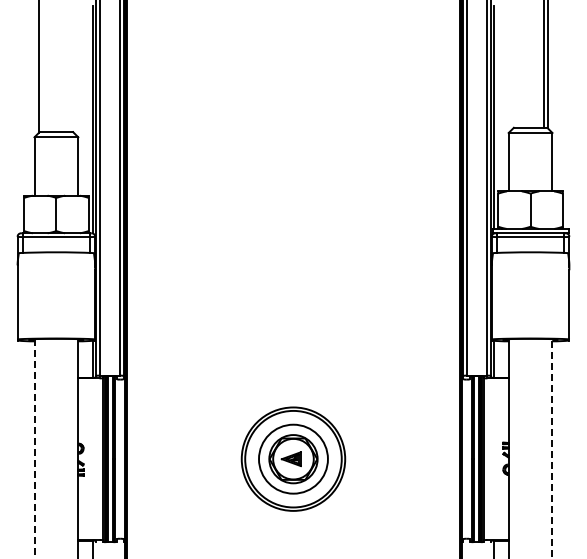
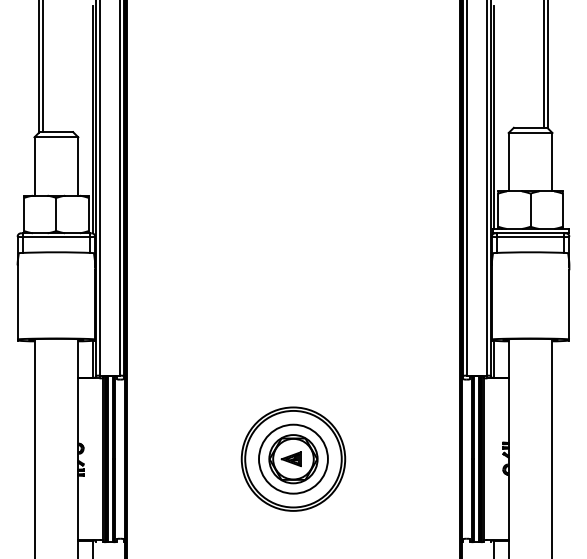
line: none -> present (42, 67)
line: dashed -> solid (34, 448)
line: dashed -> solid (552, 448)
